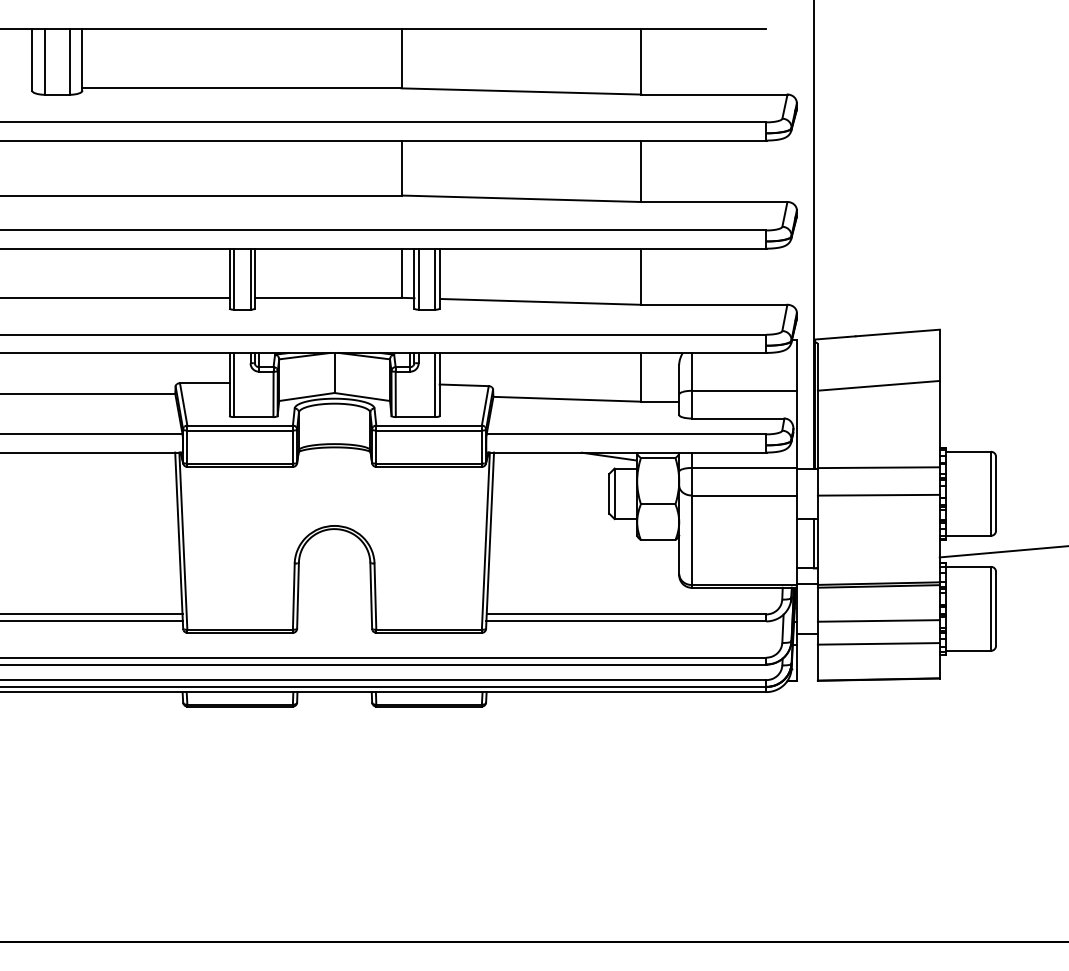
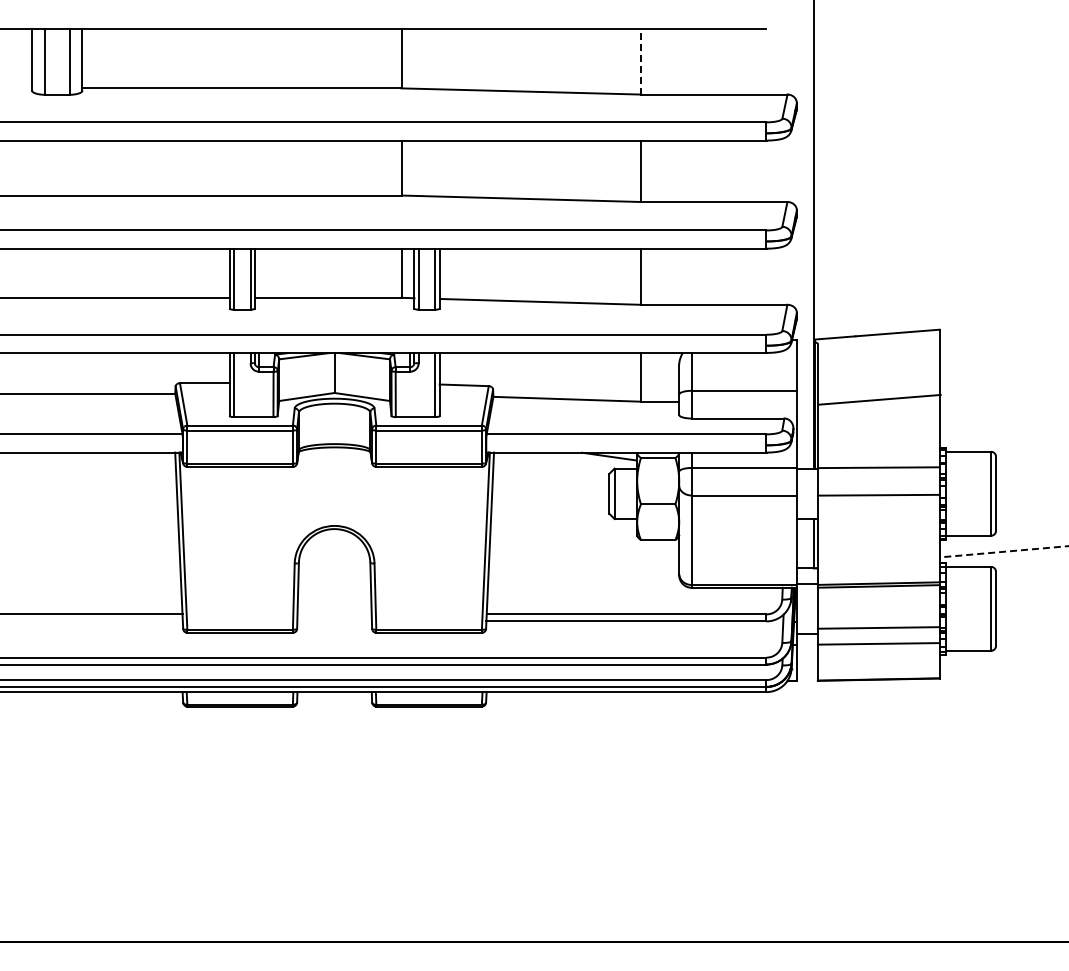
line: solid -> dashed (641, 61)
line position: (878, 385) -> (879, 399) (879, 399)
line: solid -> dashed (1004, 551)
line position: (878, 620) -> (878, 627) (878, 627)
line: present -> none (92, 621)
